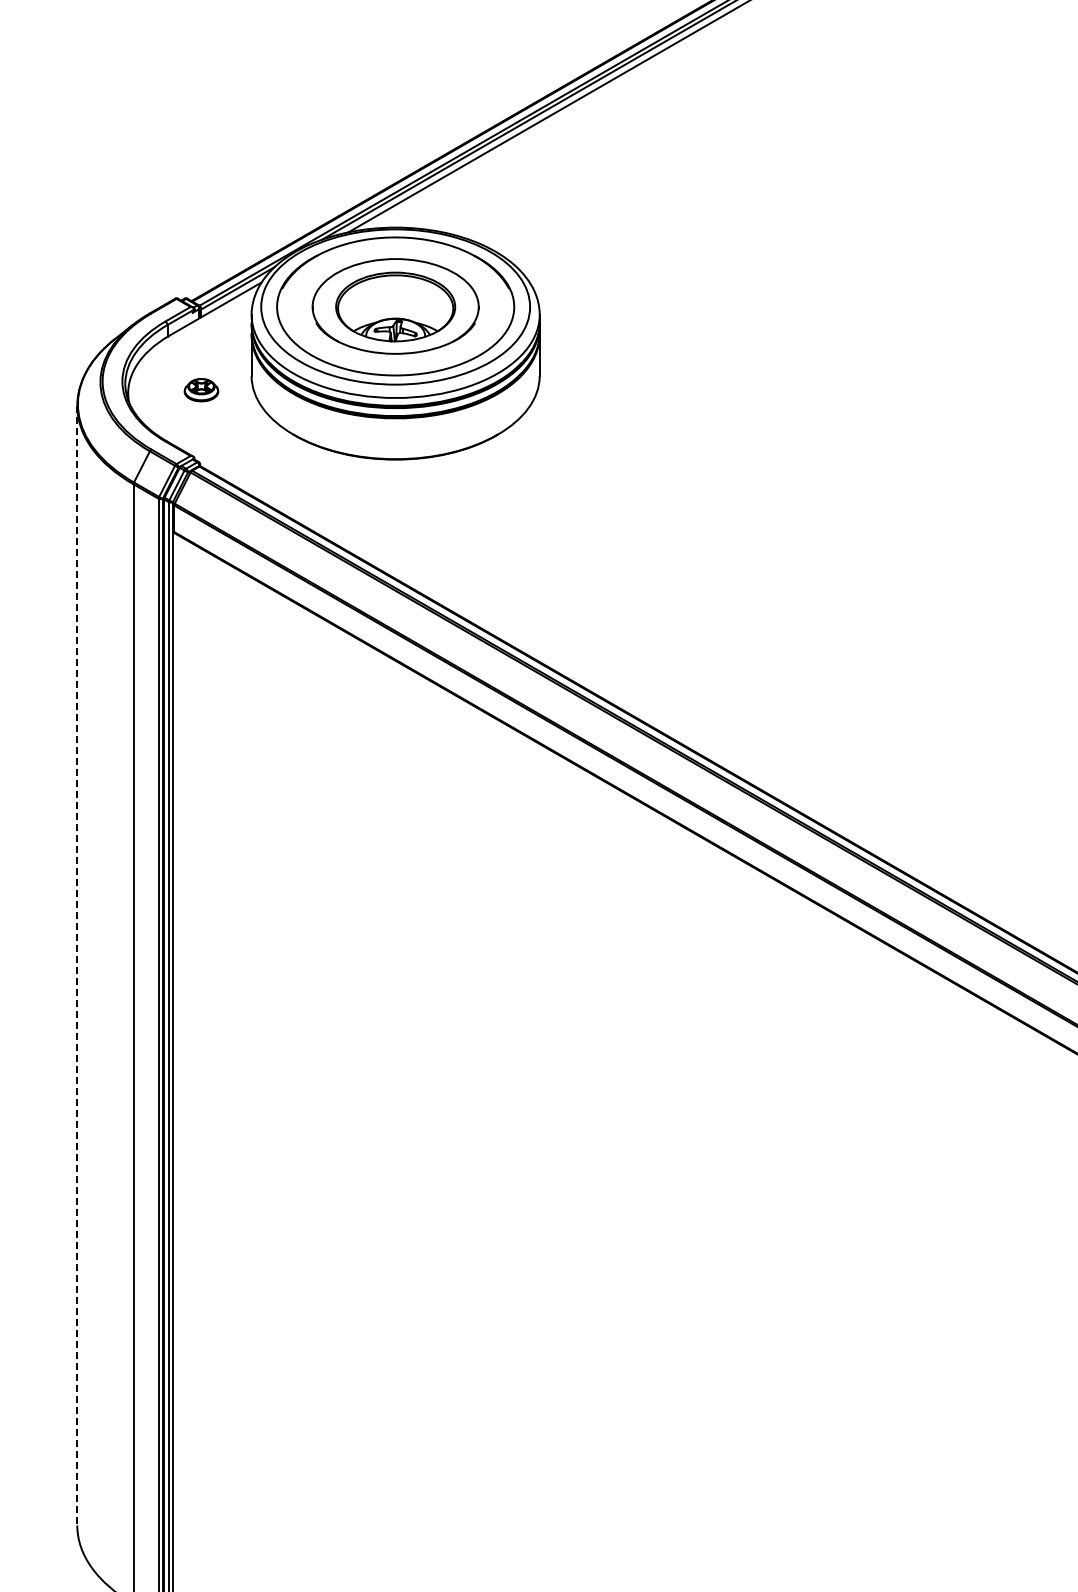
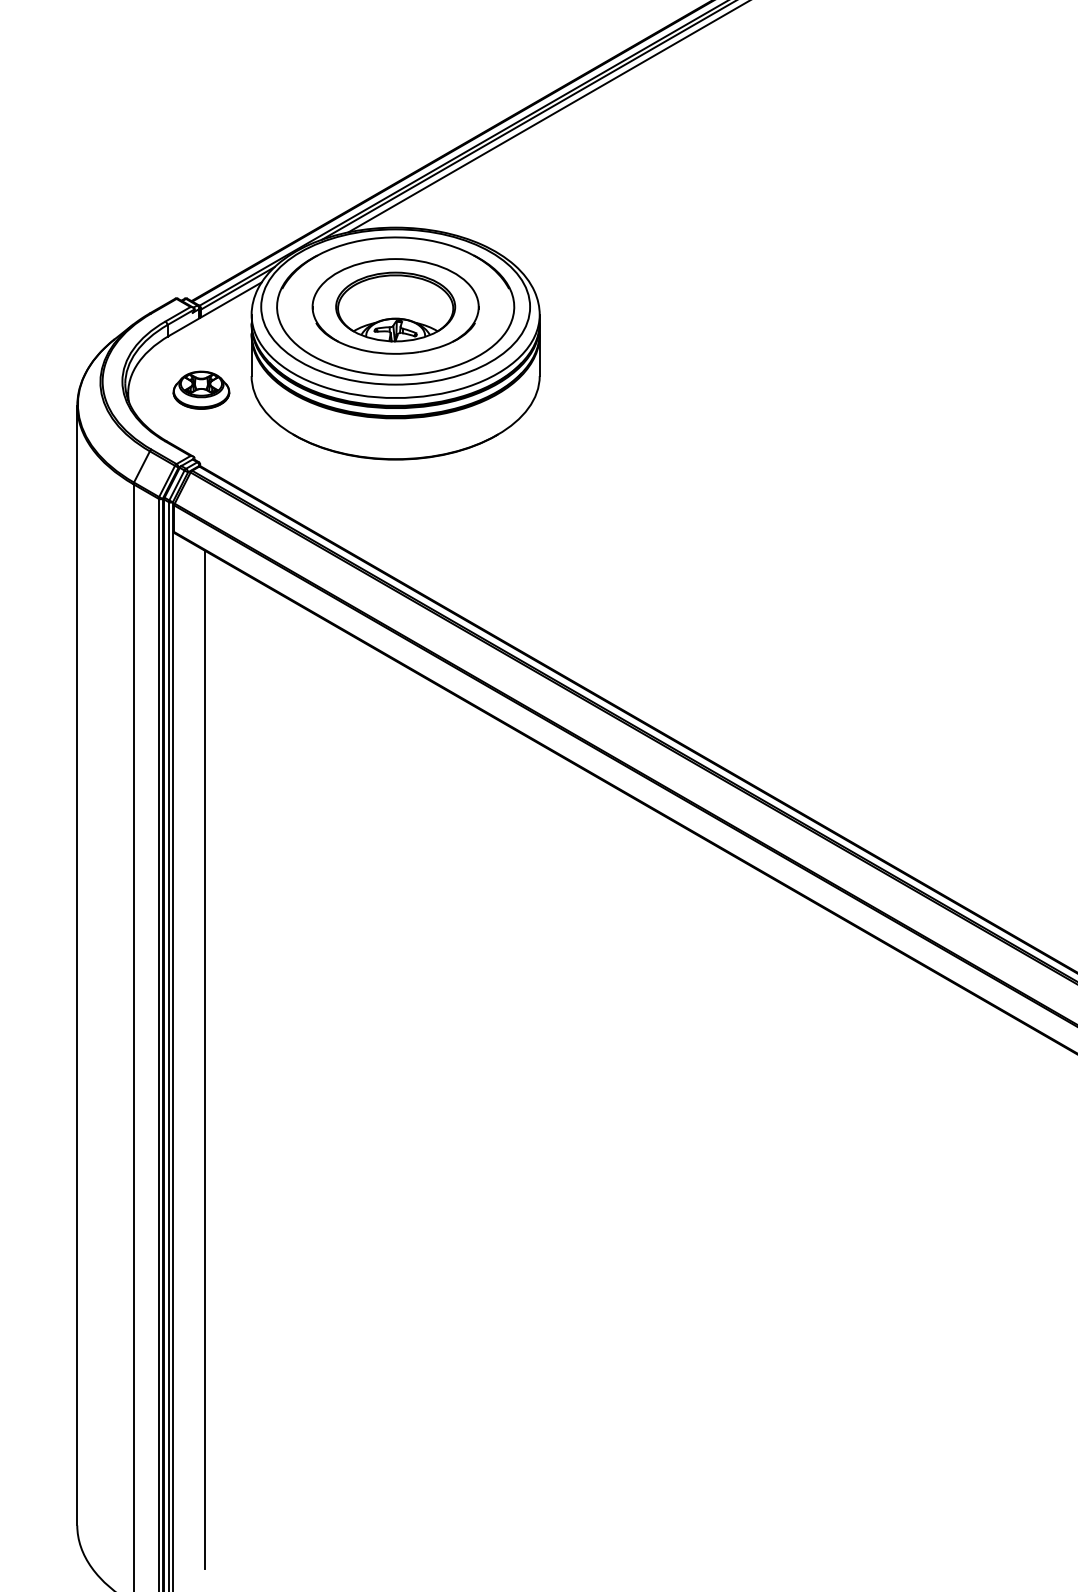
part size: 37x25 px -> 59x40 px (201, 389)
line: dashed -> solid (77, 965)
line: none -> present (204, 1059)
